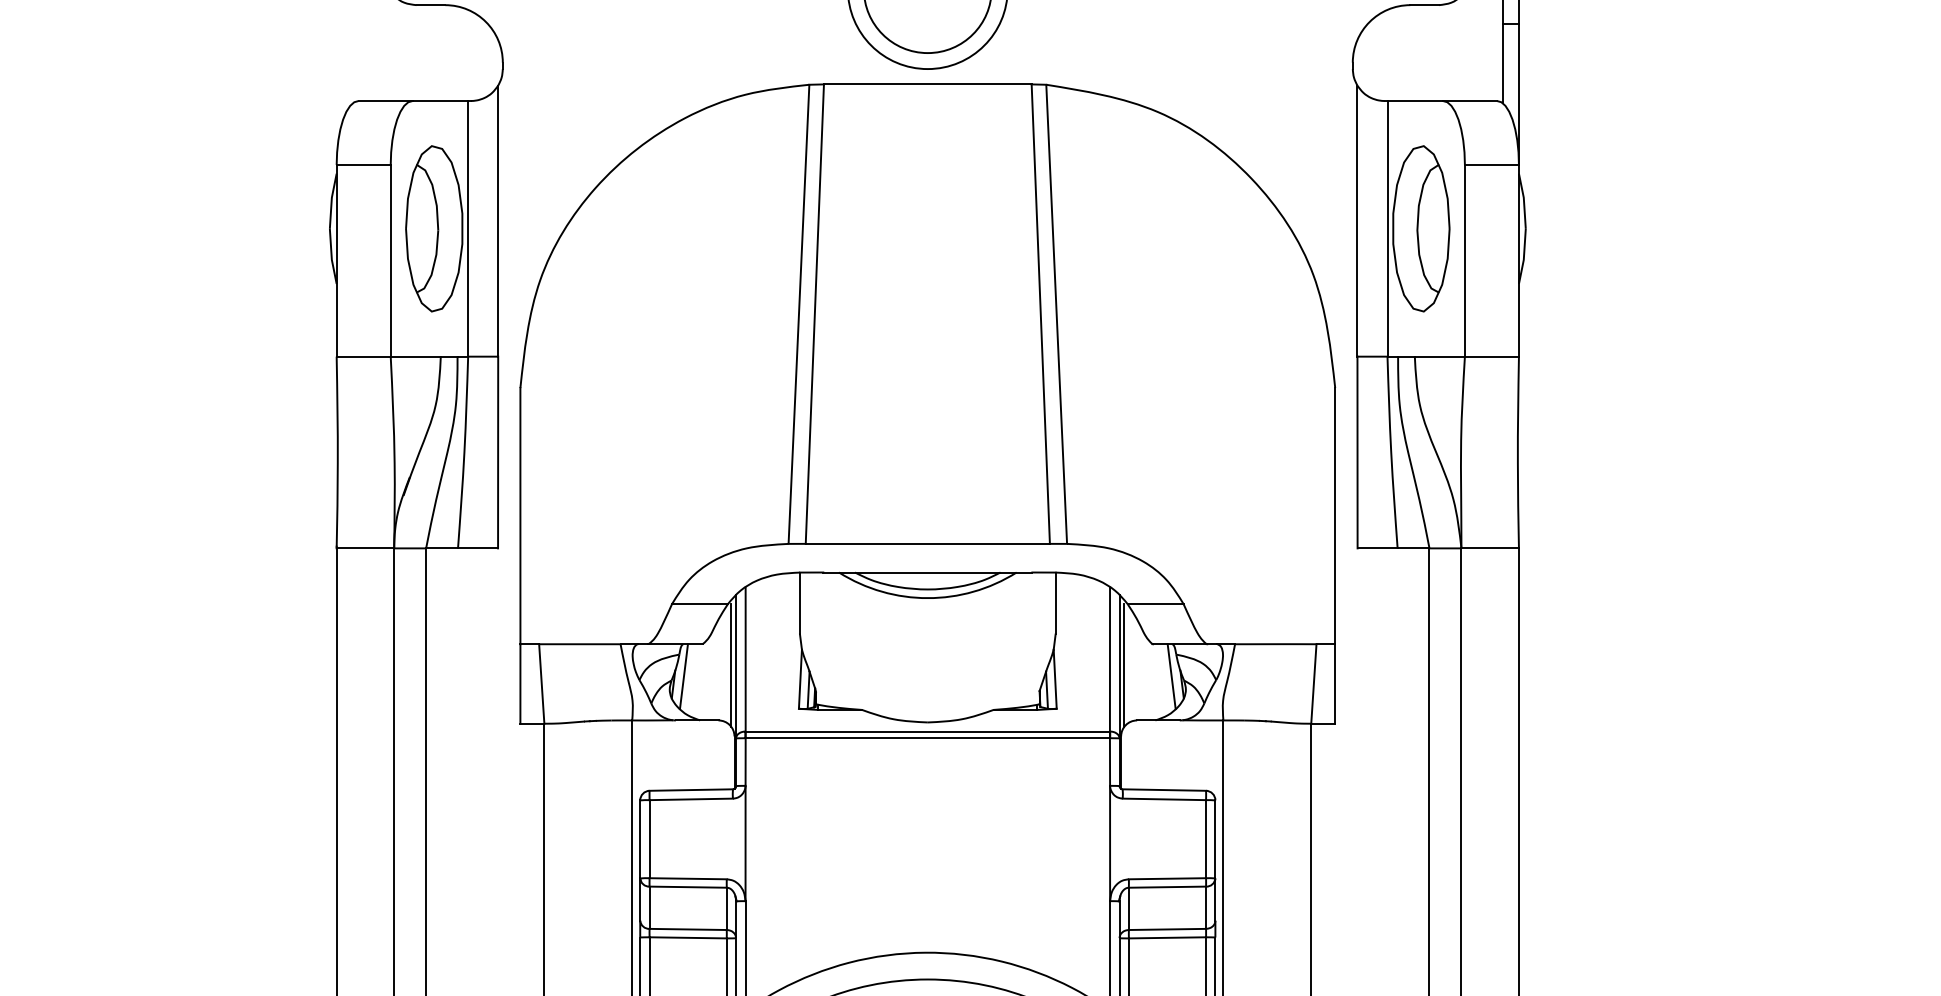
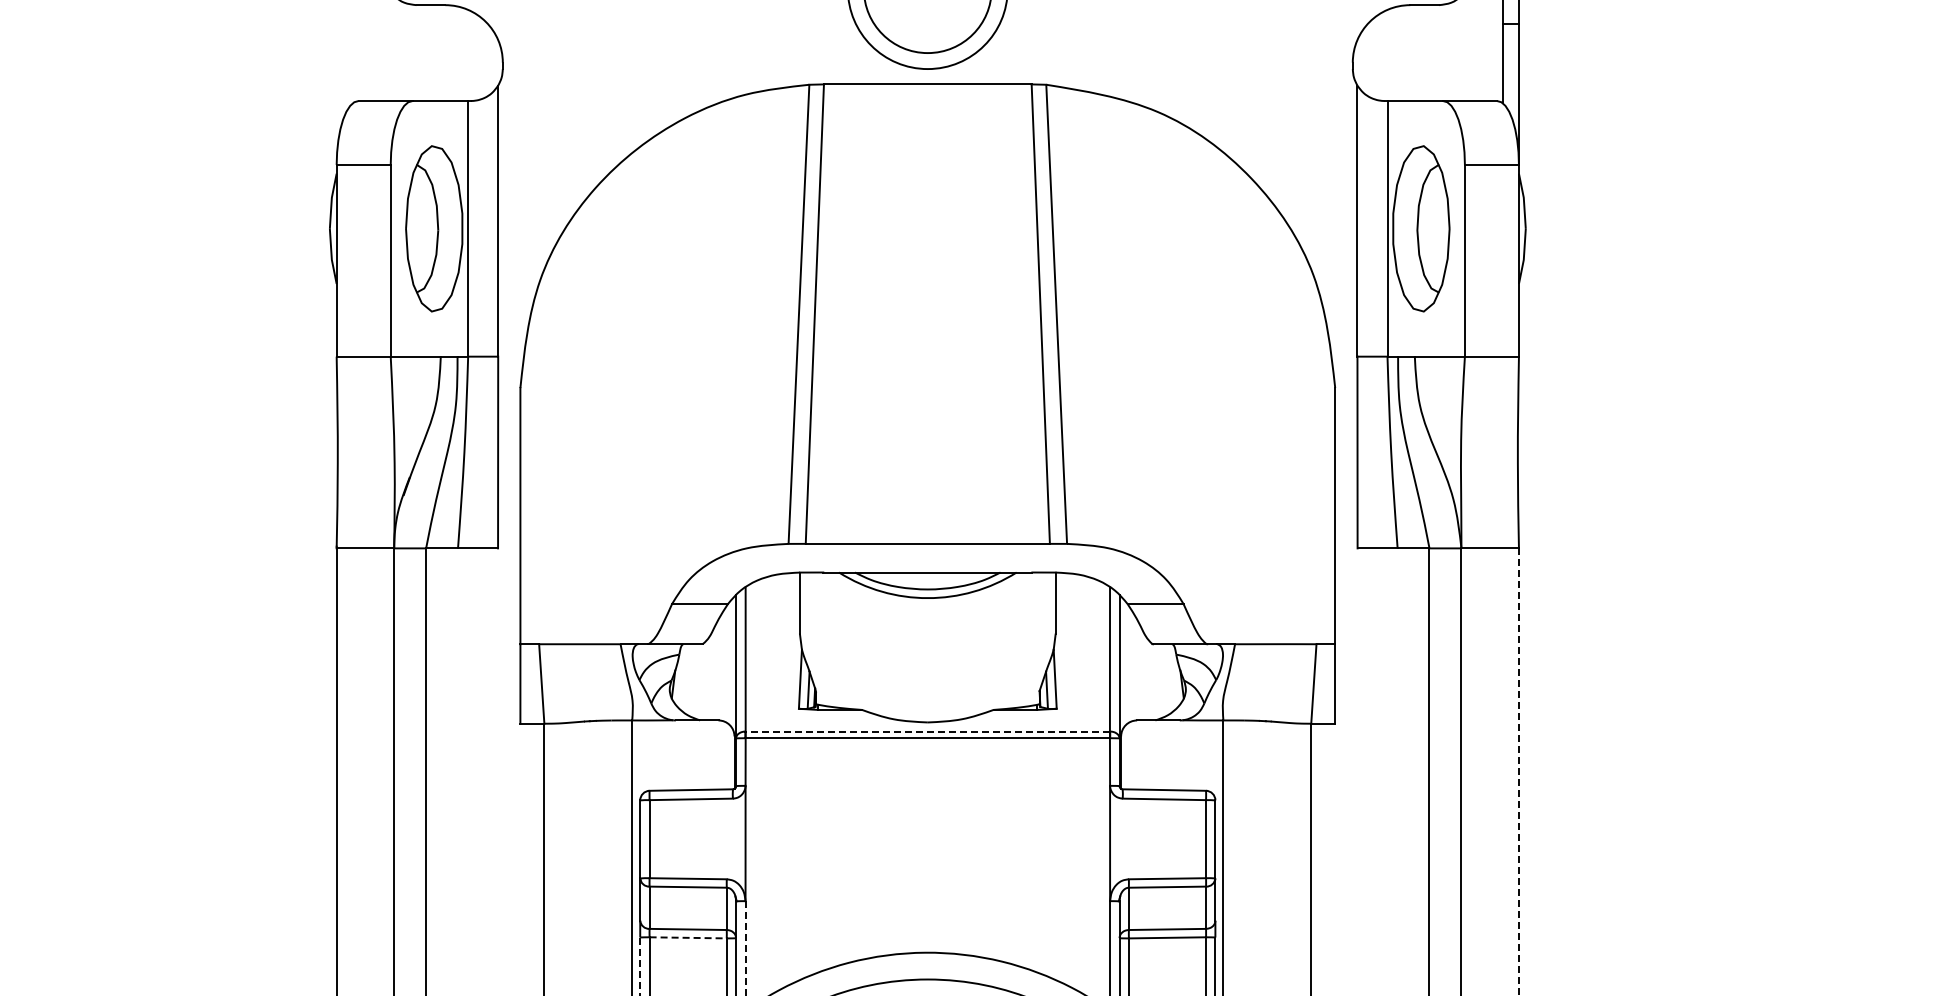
line: present -> none (731, 665)
line: present -> none (1124, 665)
line: present -> none (683, 676)
line: present -> none (1171, 676)
line: solid -> dashed (927, 731)
line: solid -> dashed (1518, 772)
line: solid -> dashed (688, 937)
line: solid -> dashed (745, 948)
line: solid -> dashed (640, 966)
